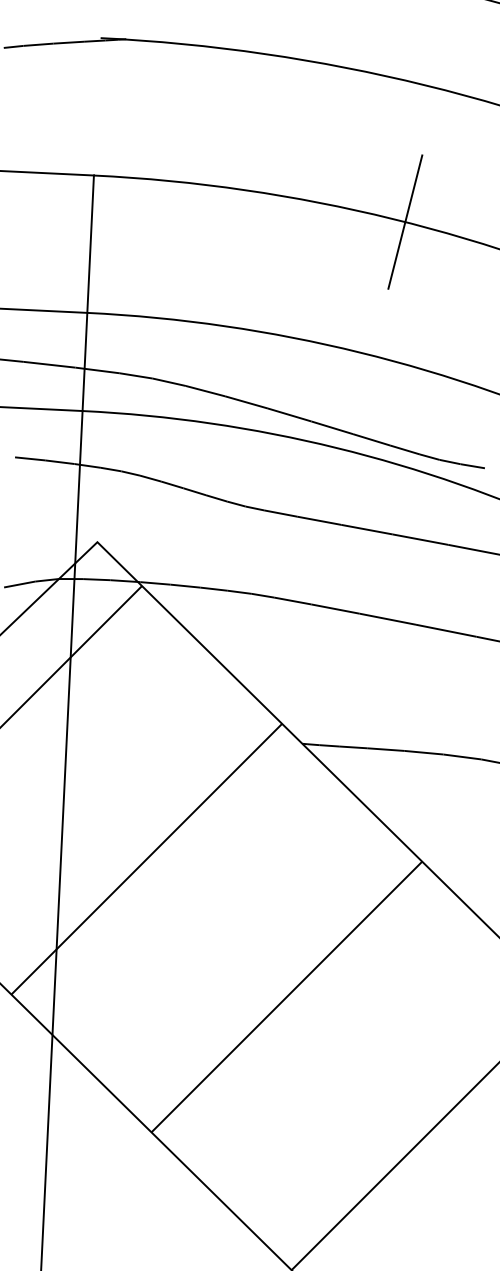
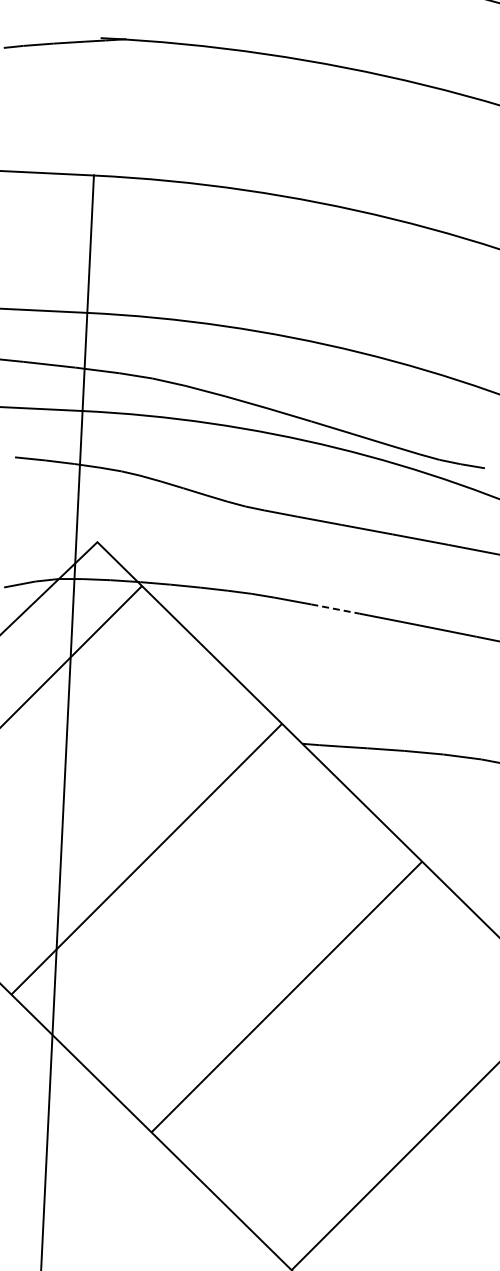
line: present -> none (405, 221)
line: solid -> dashed (335, 609)
